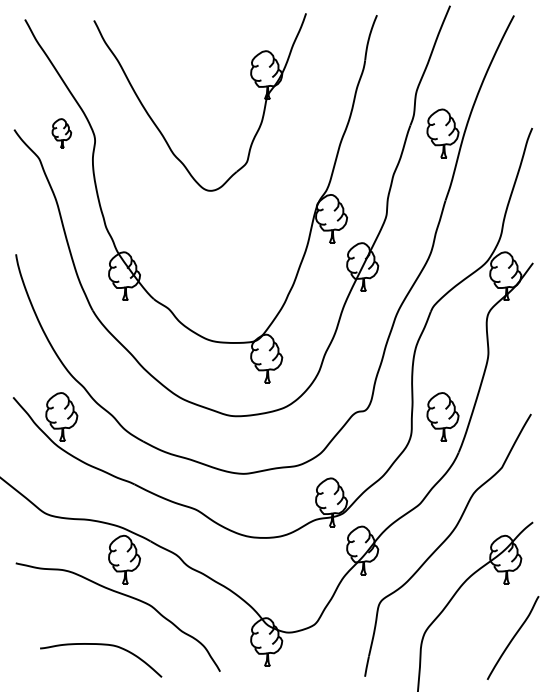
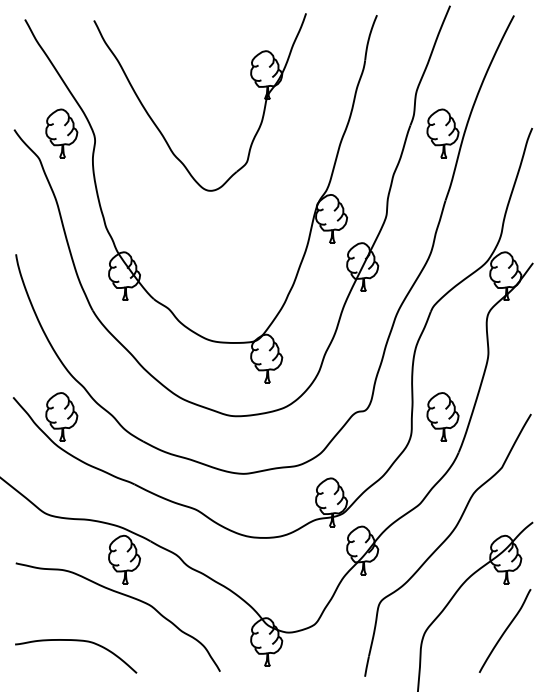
part size: 22x31 px -> 34x51 px (61, 133)
curve position: (512, 637) -> (504, 630) (504, 630)
curve position: (101, 645) -> (76, 641) (76, 641)
